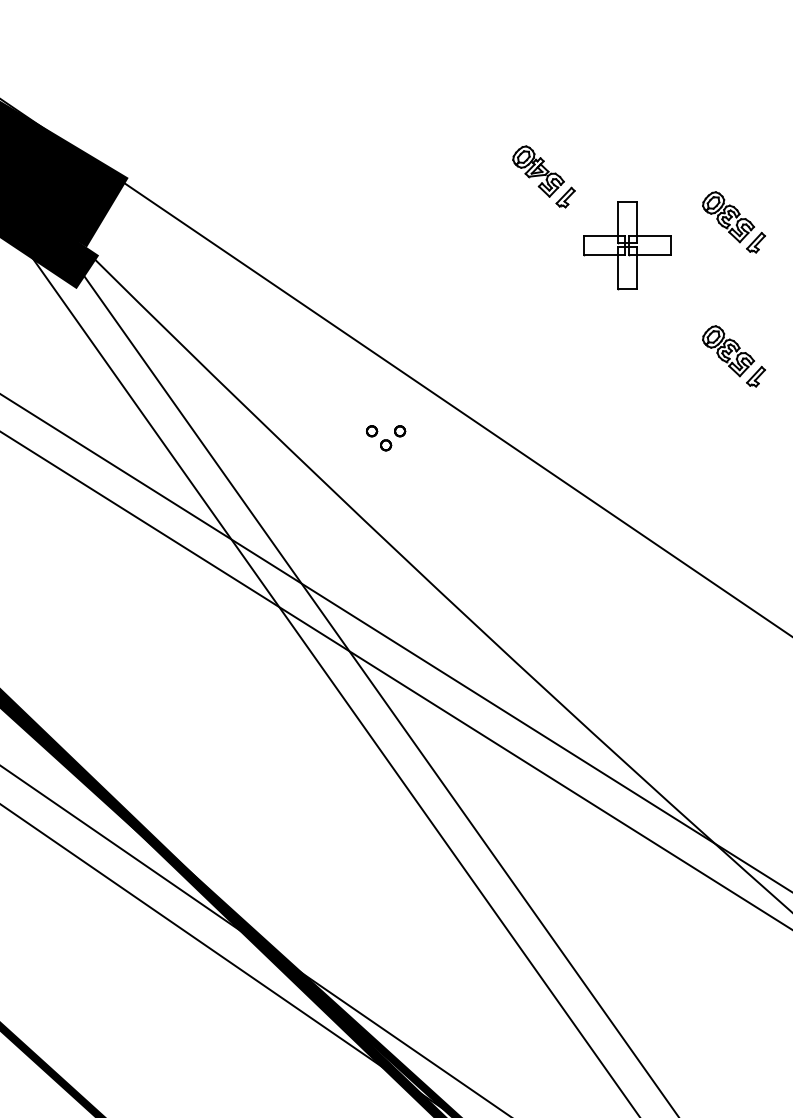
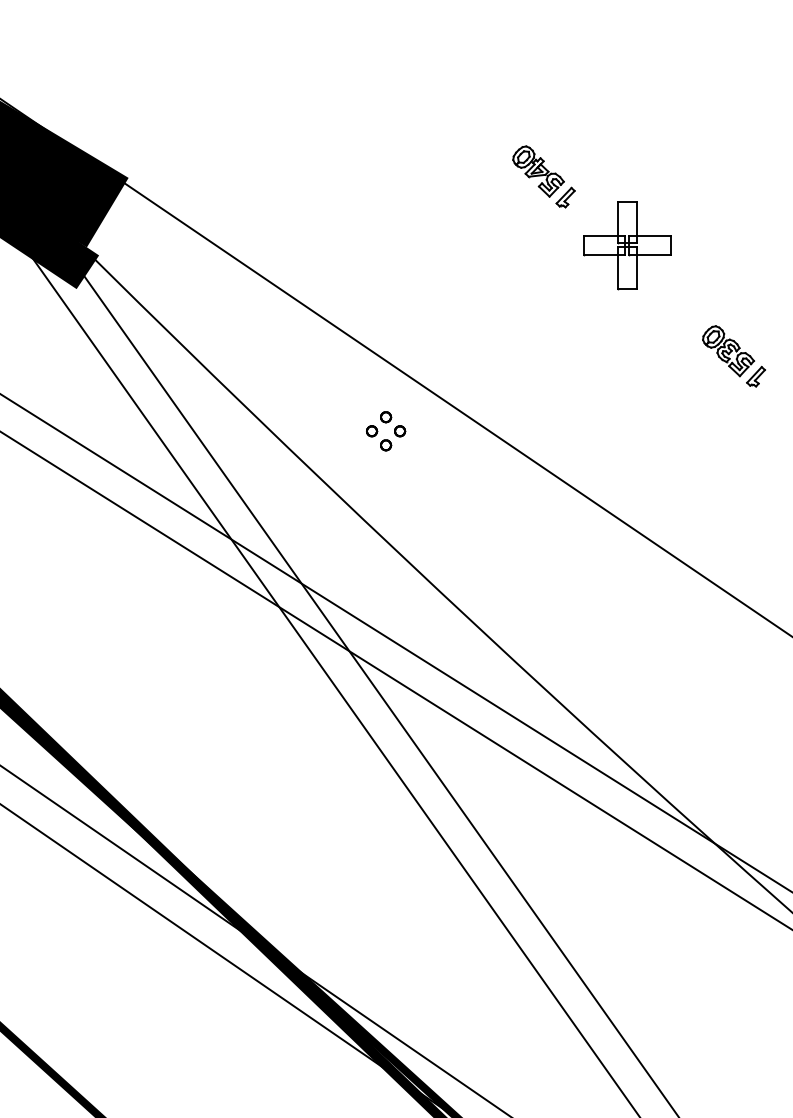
part: present -> none (733, 222)
part: none -> present (386, 417)
